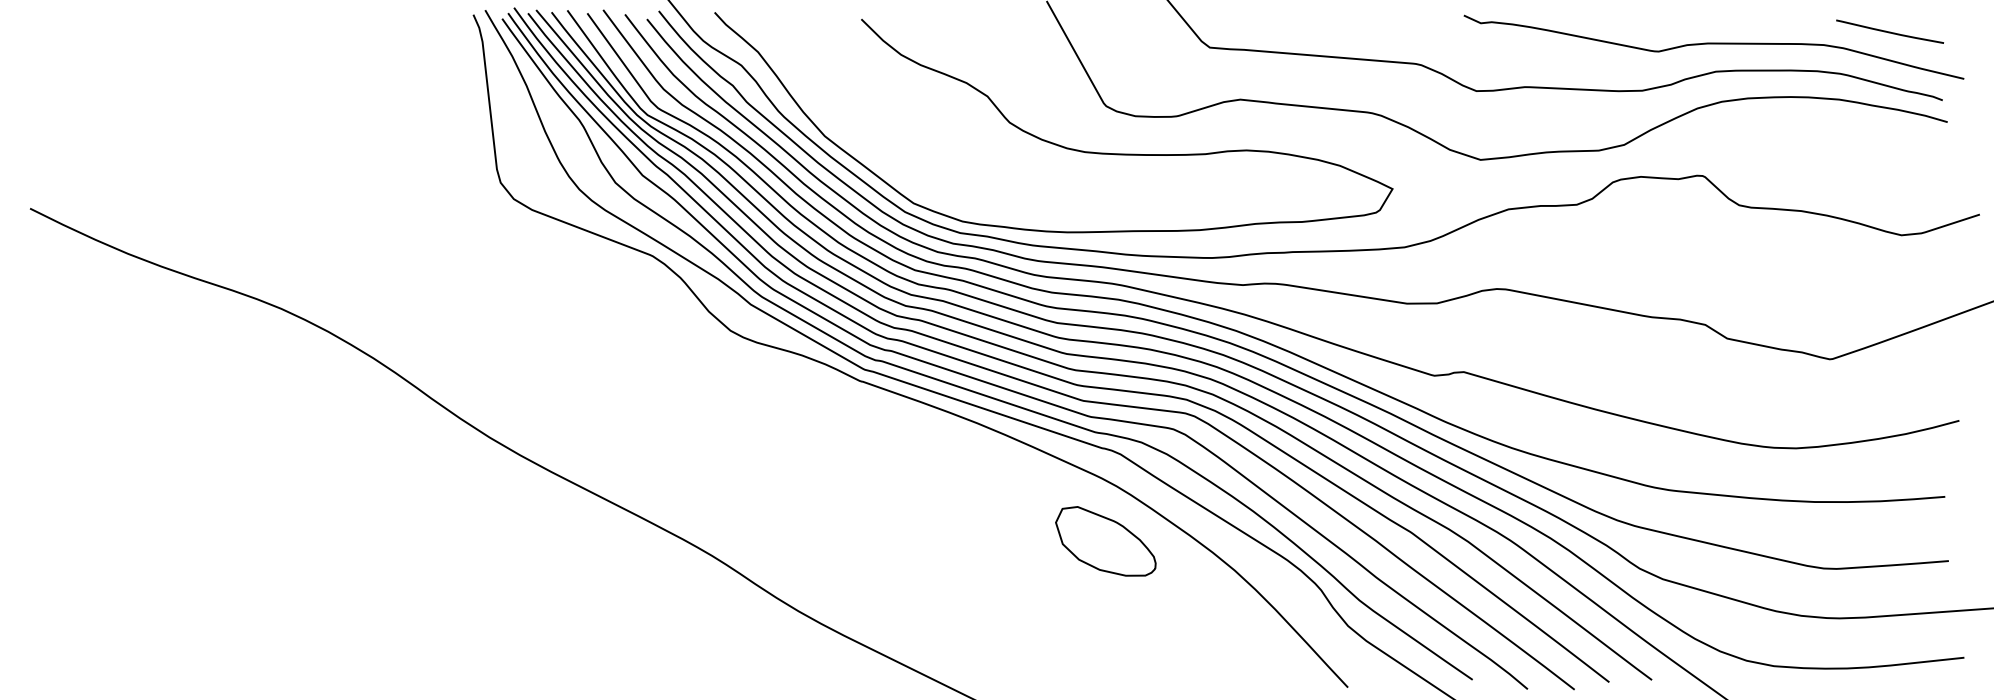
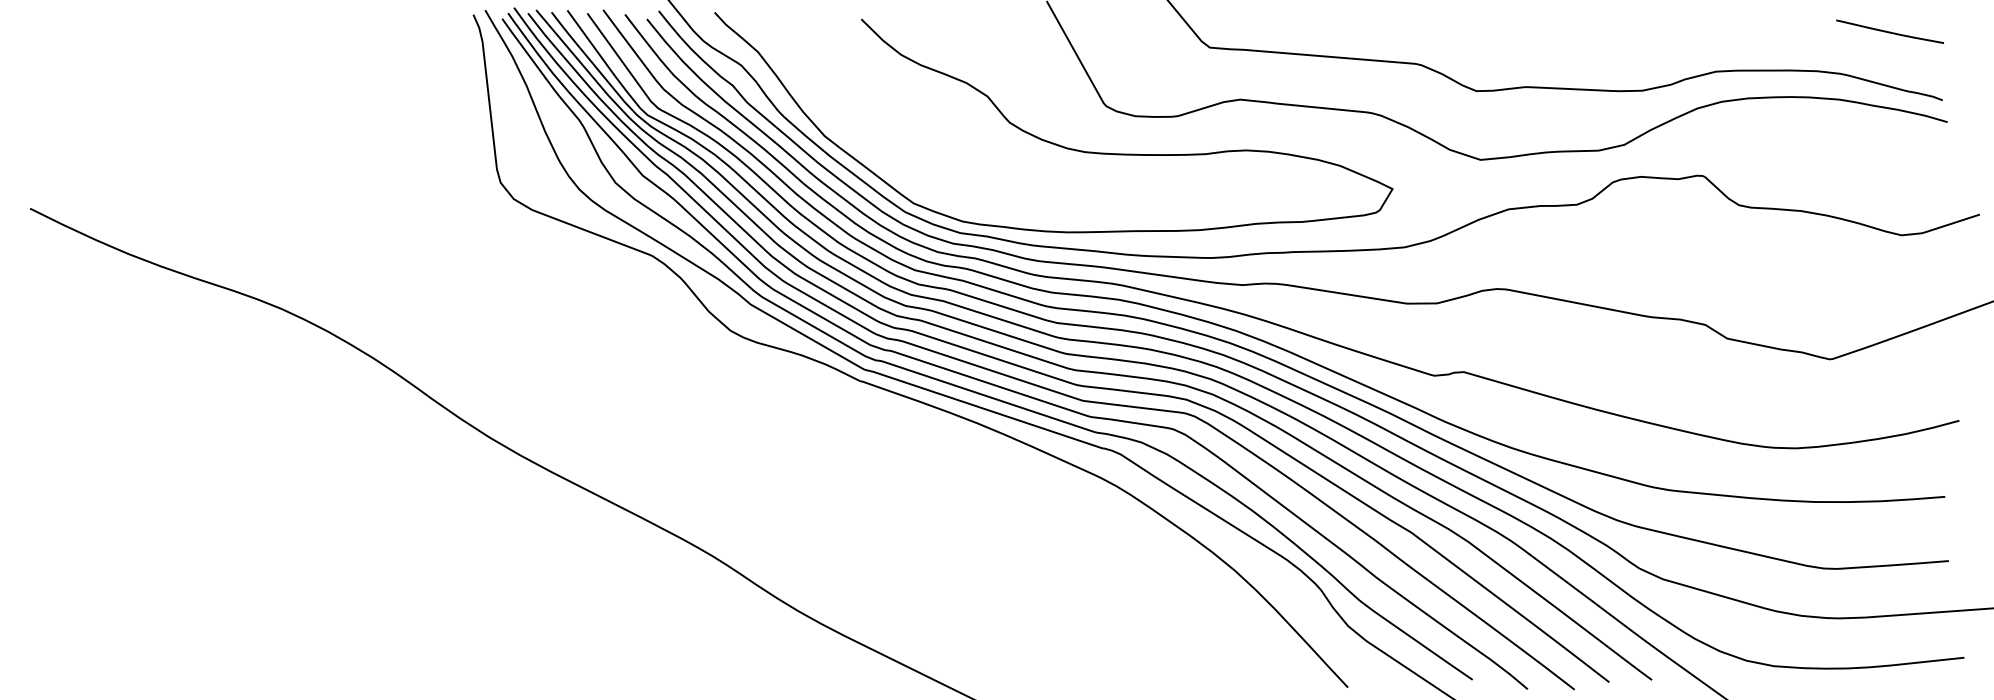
curve: present -> none (1713, 44)
part: present -> none (1105, 541)
